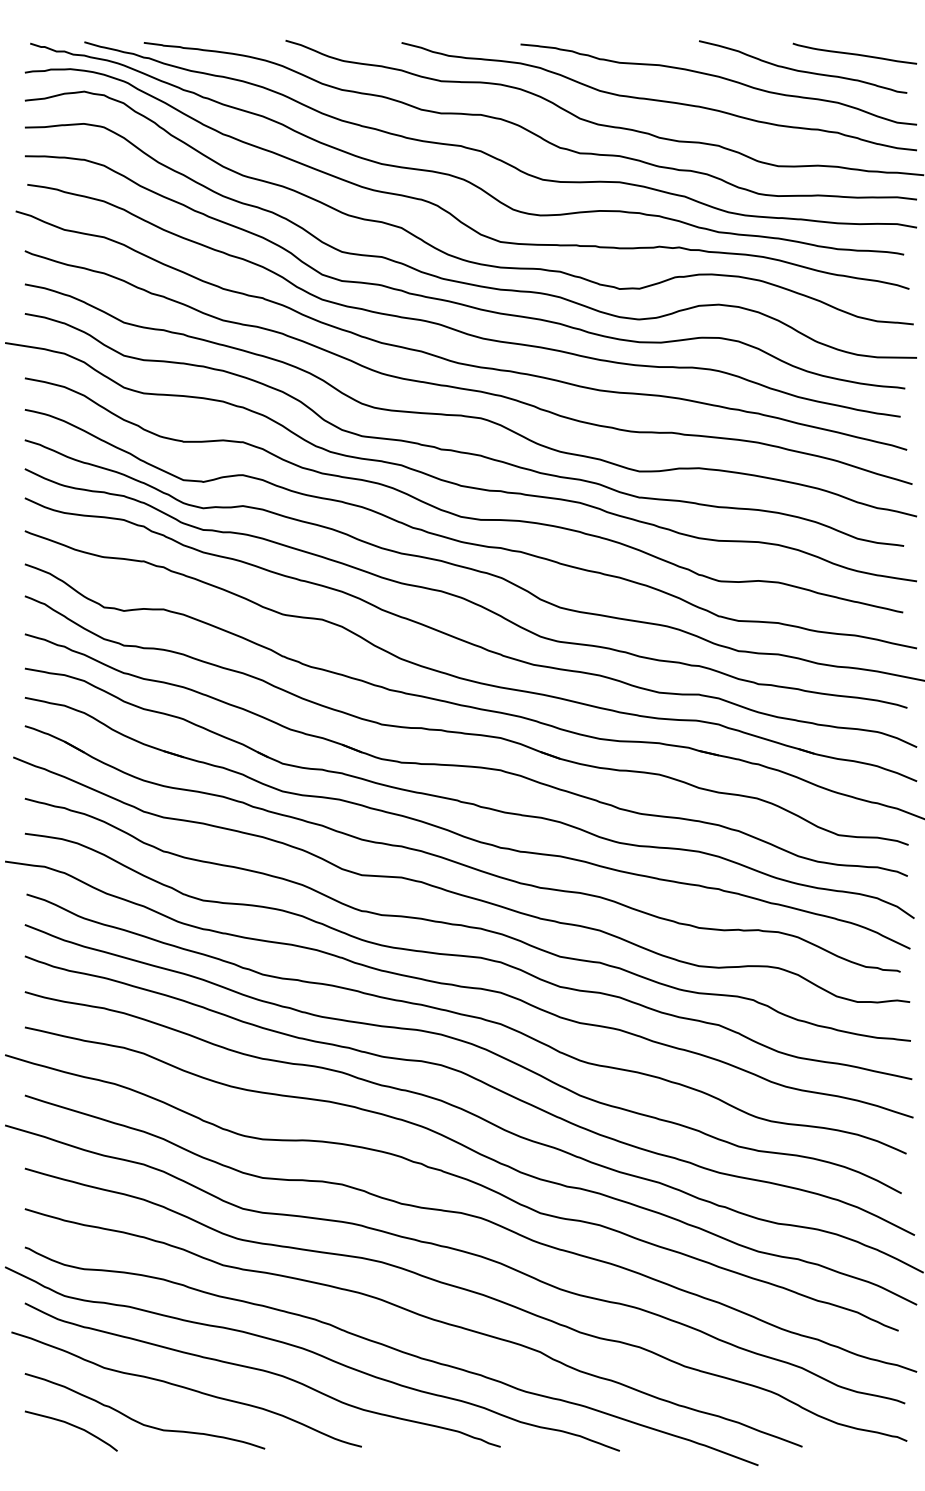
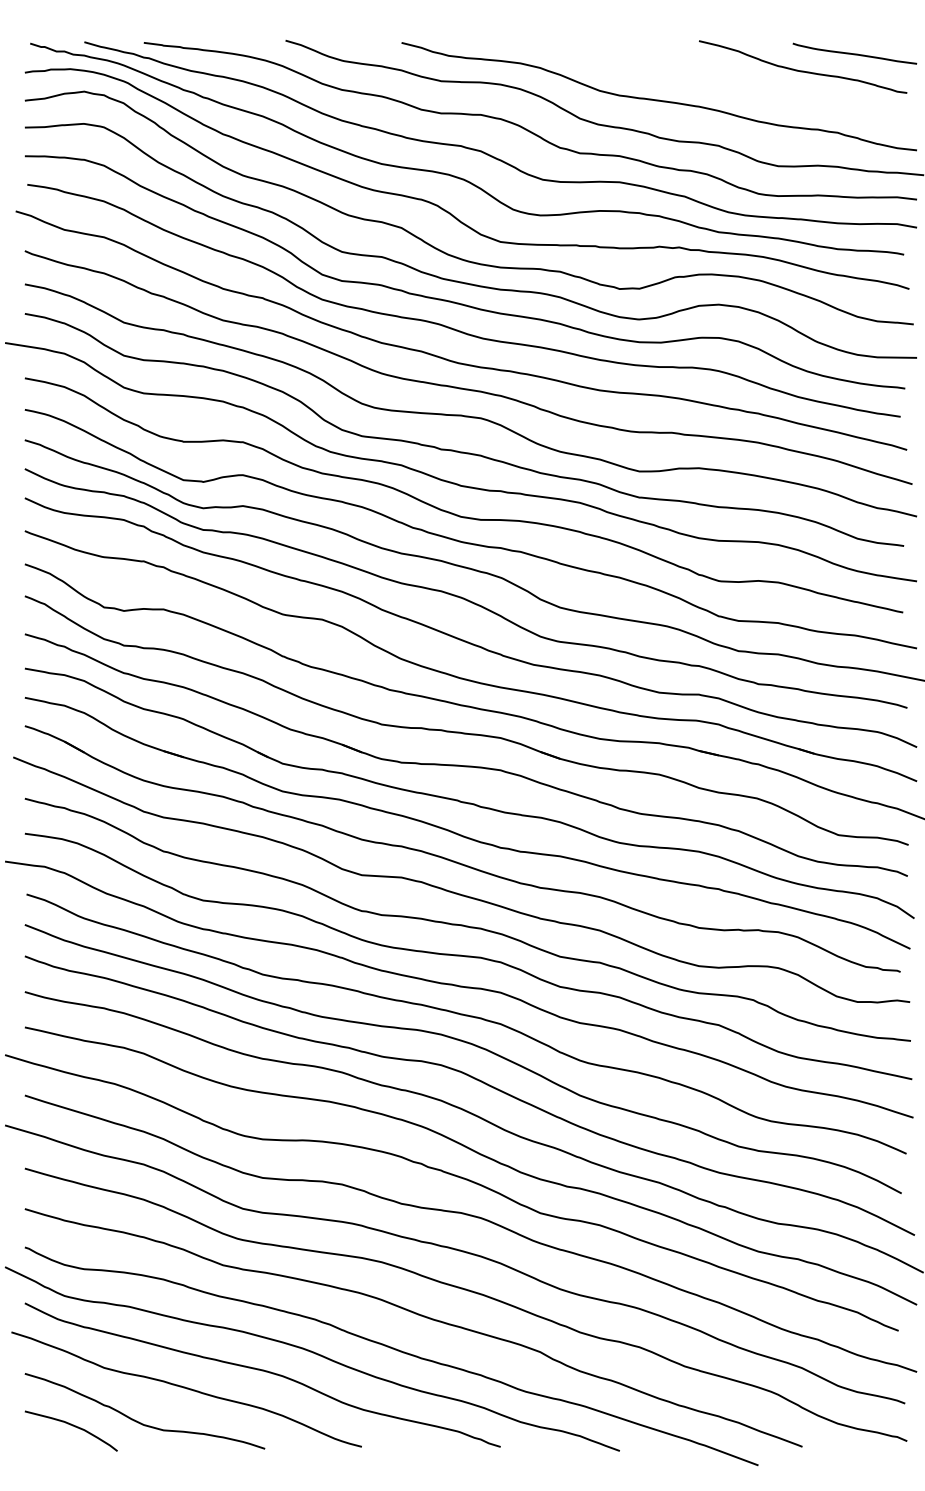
curve: present -> none (720, 78)
